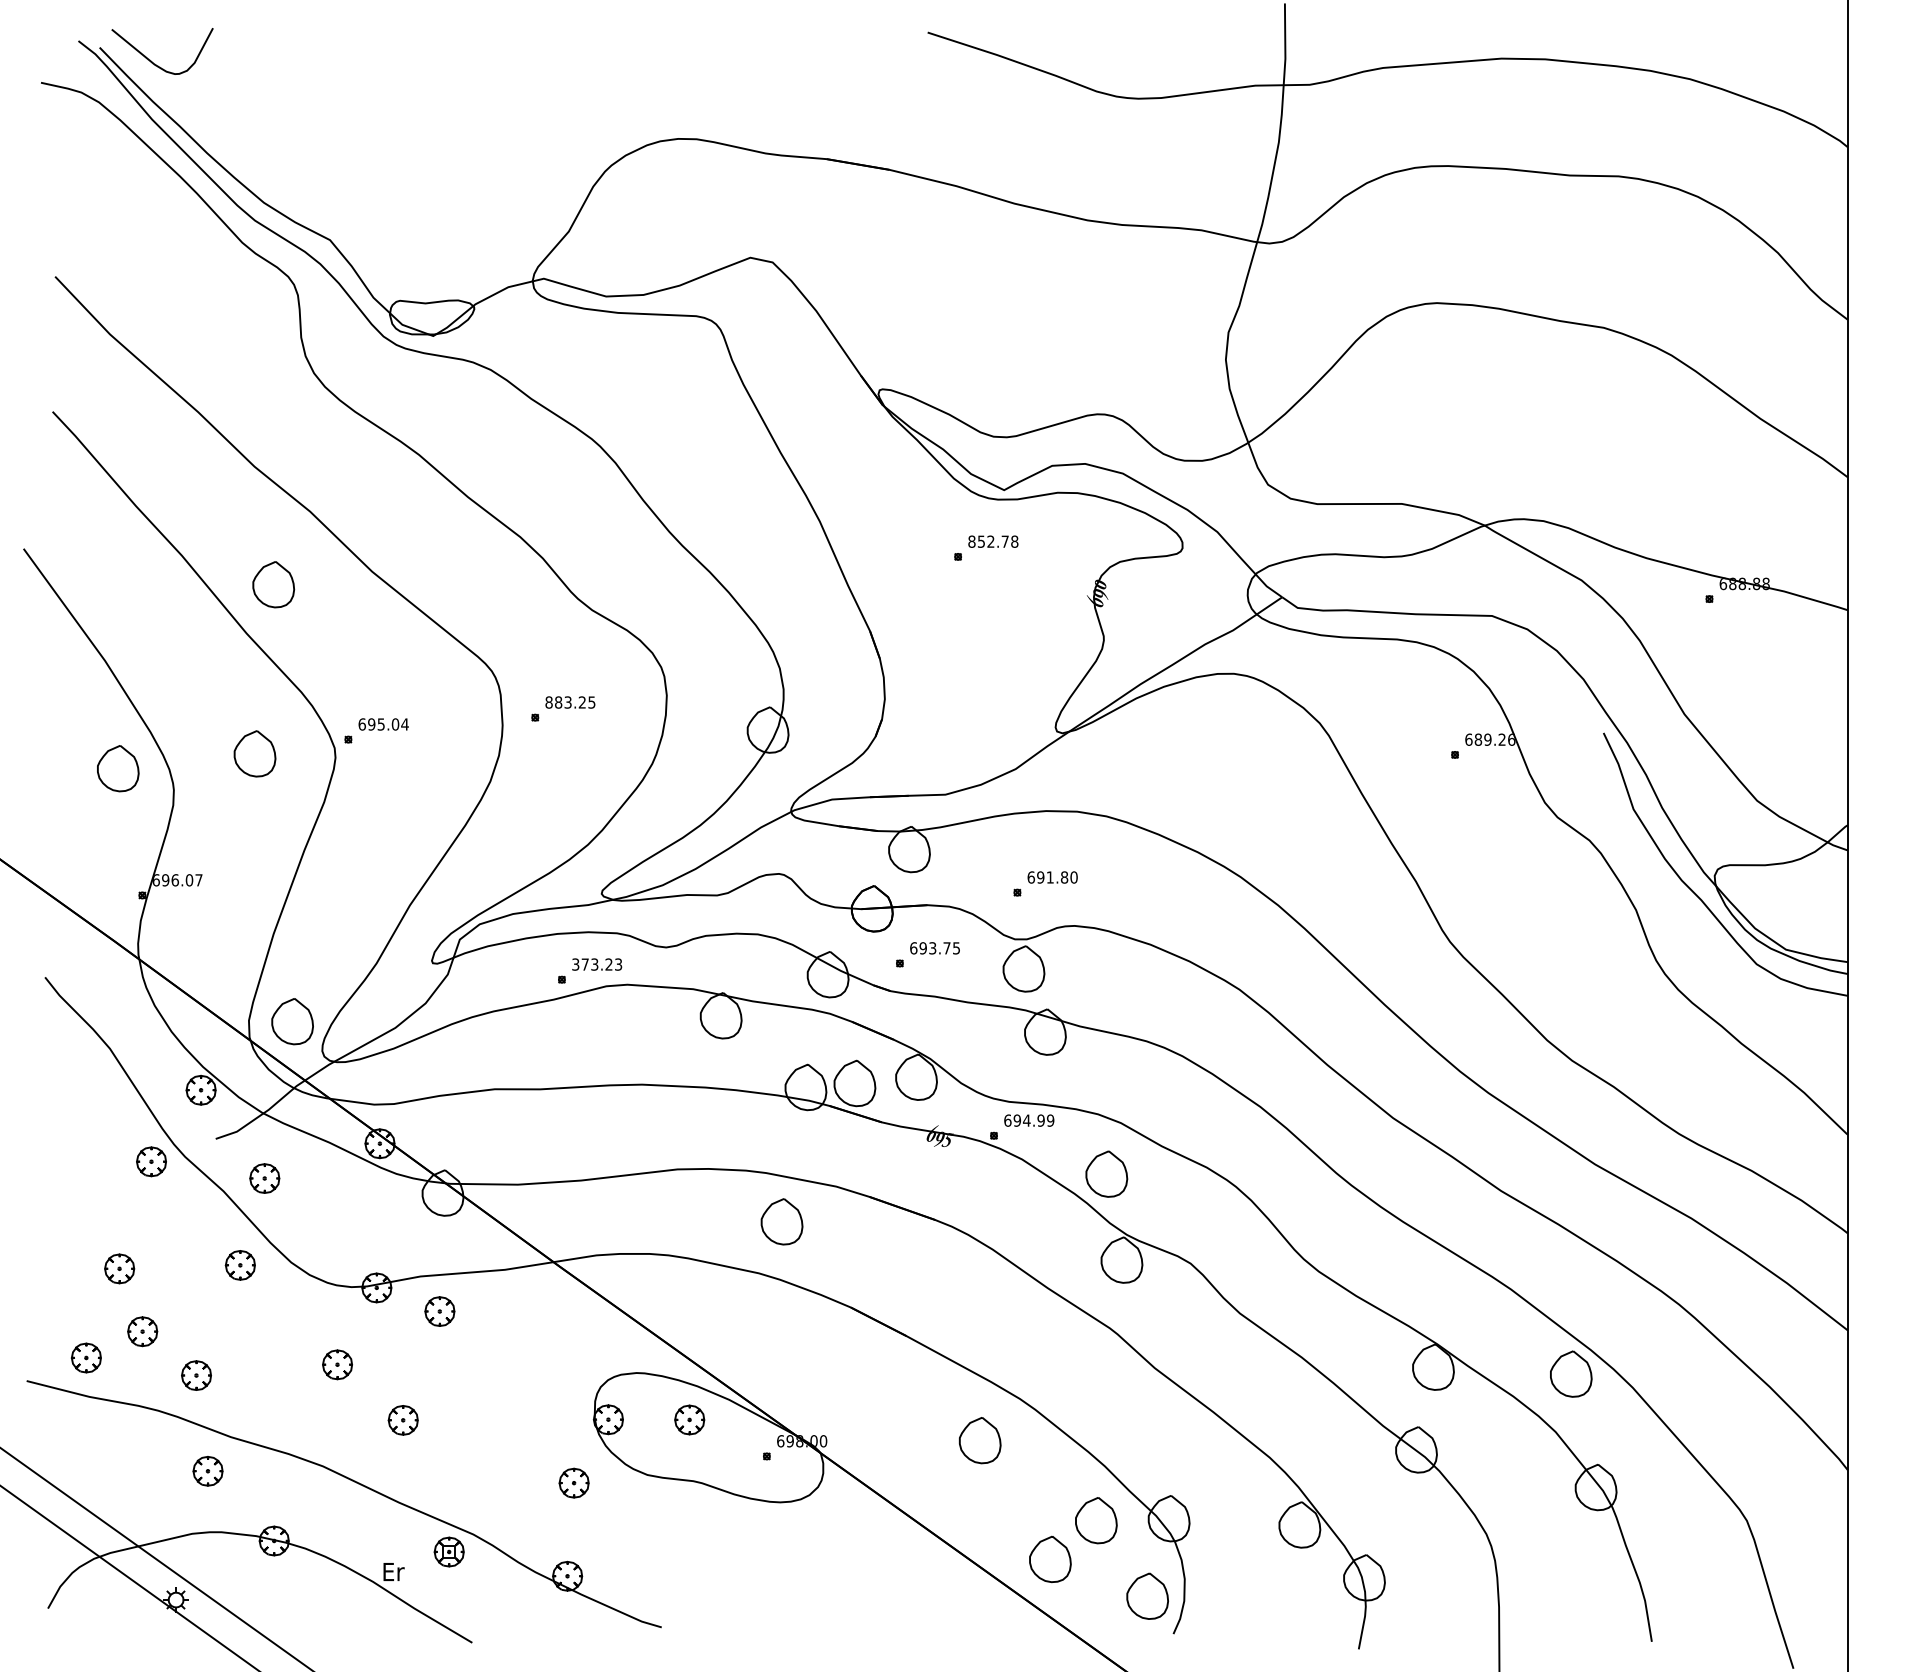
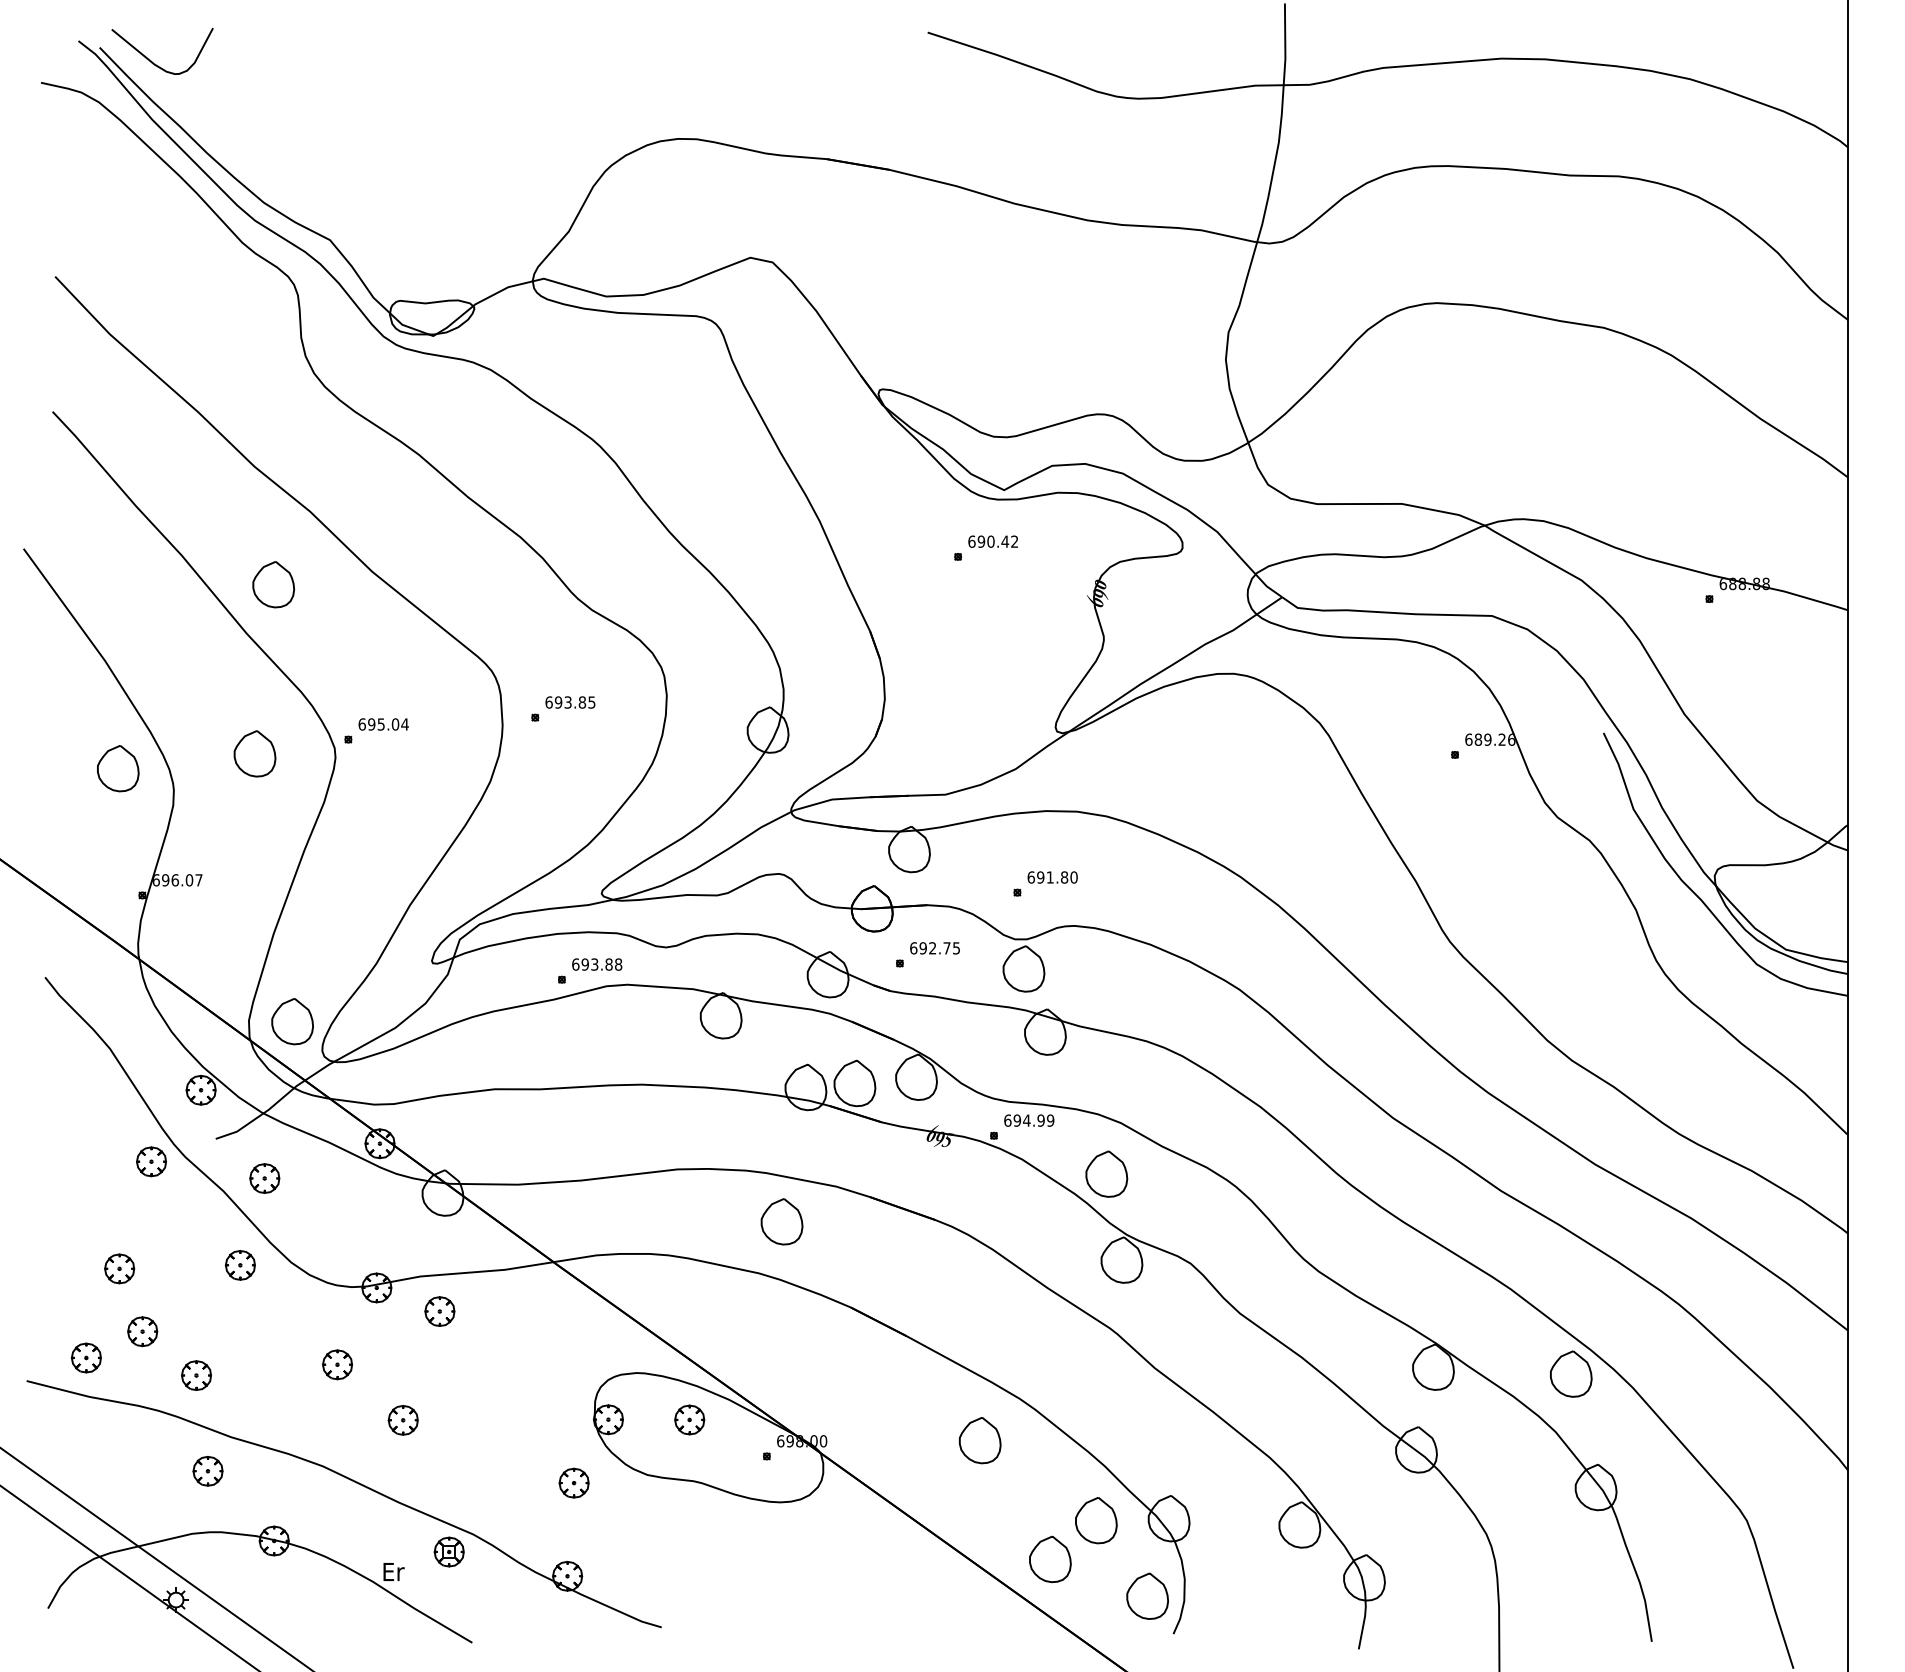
text: 852.78 -> 690.42 (993, 541)
text: 883.25 -> 693.85 (565, 702)
text: 693.75 -> 692.75 (932, 948)
text: 373.23 -> 693.88 (597, 964)
